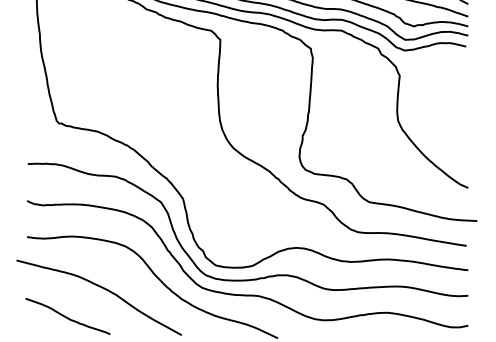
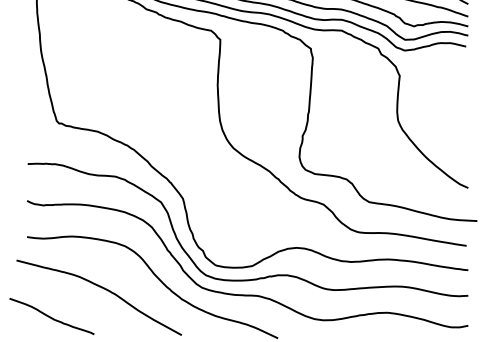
curve position: (66, 316) -> (50, 316) (50, 316)
